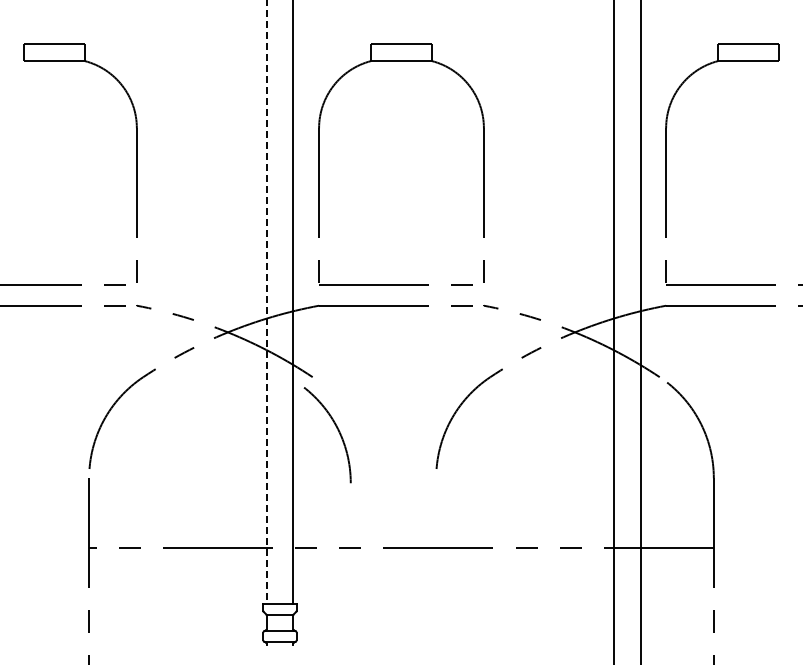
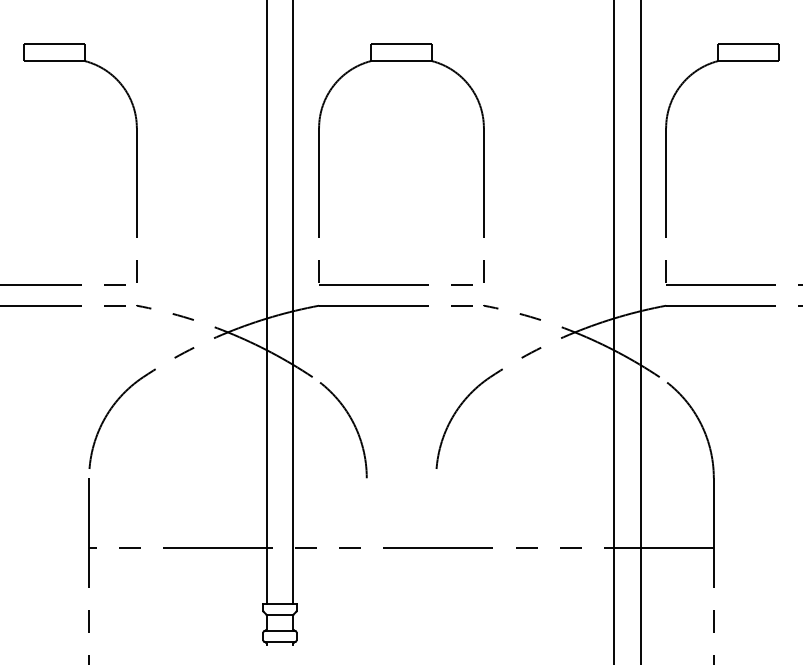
line: dashed -> solid (266, 302)
arc position: (337, 430) -> (353, 425) (353, 425)
